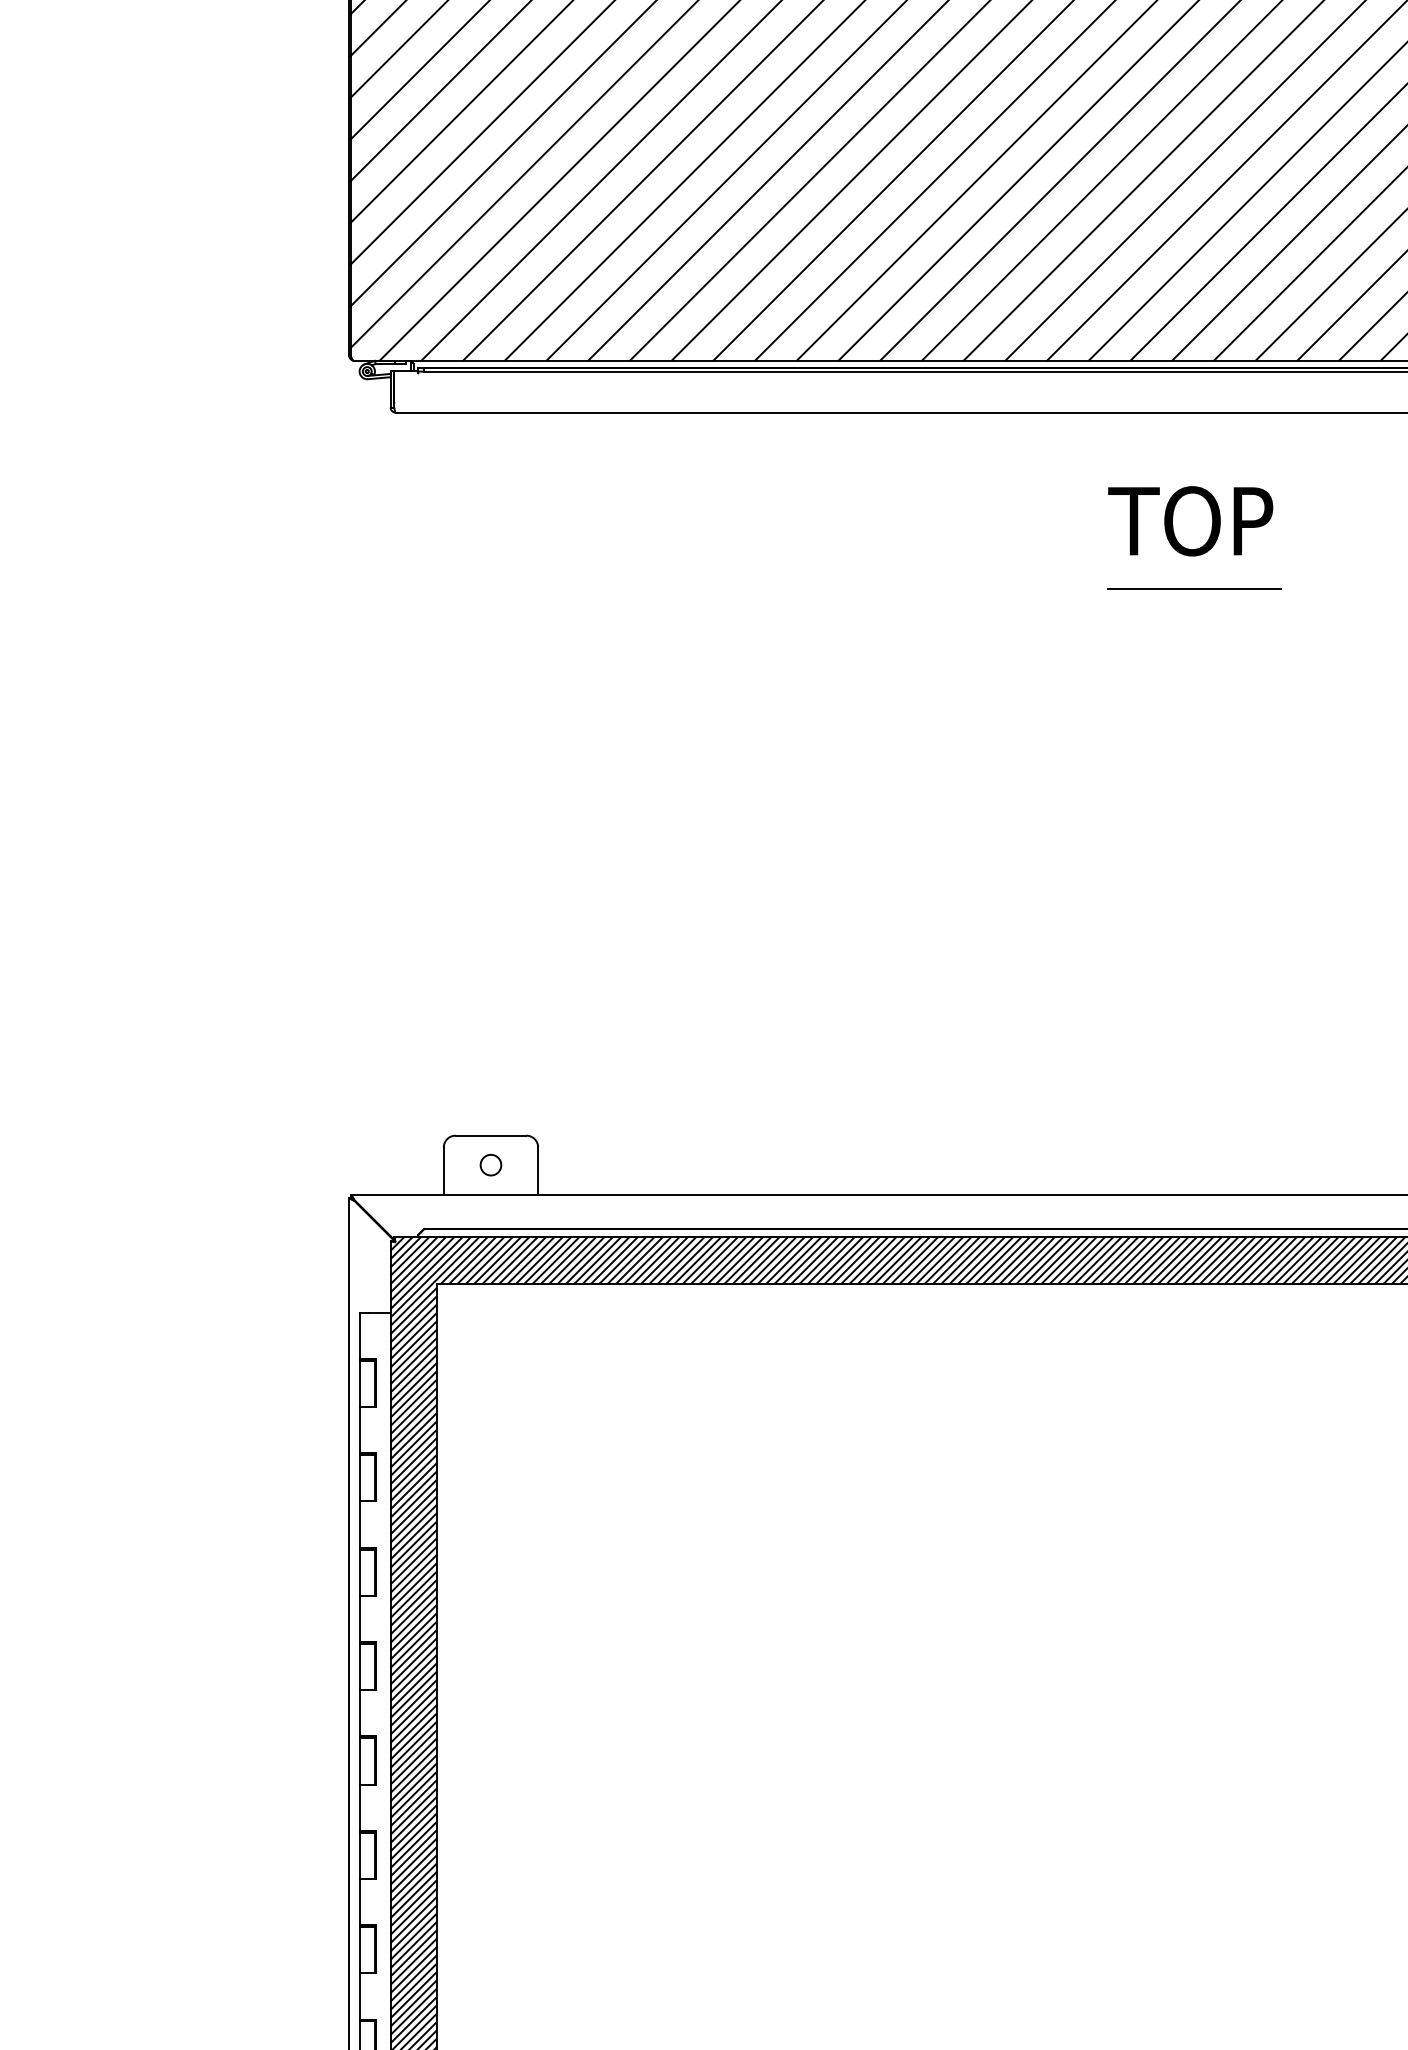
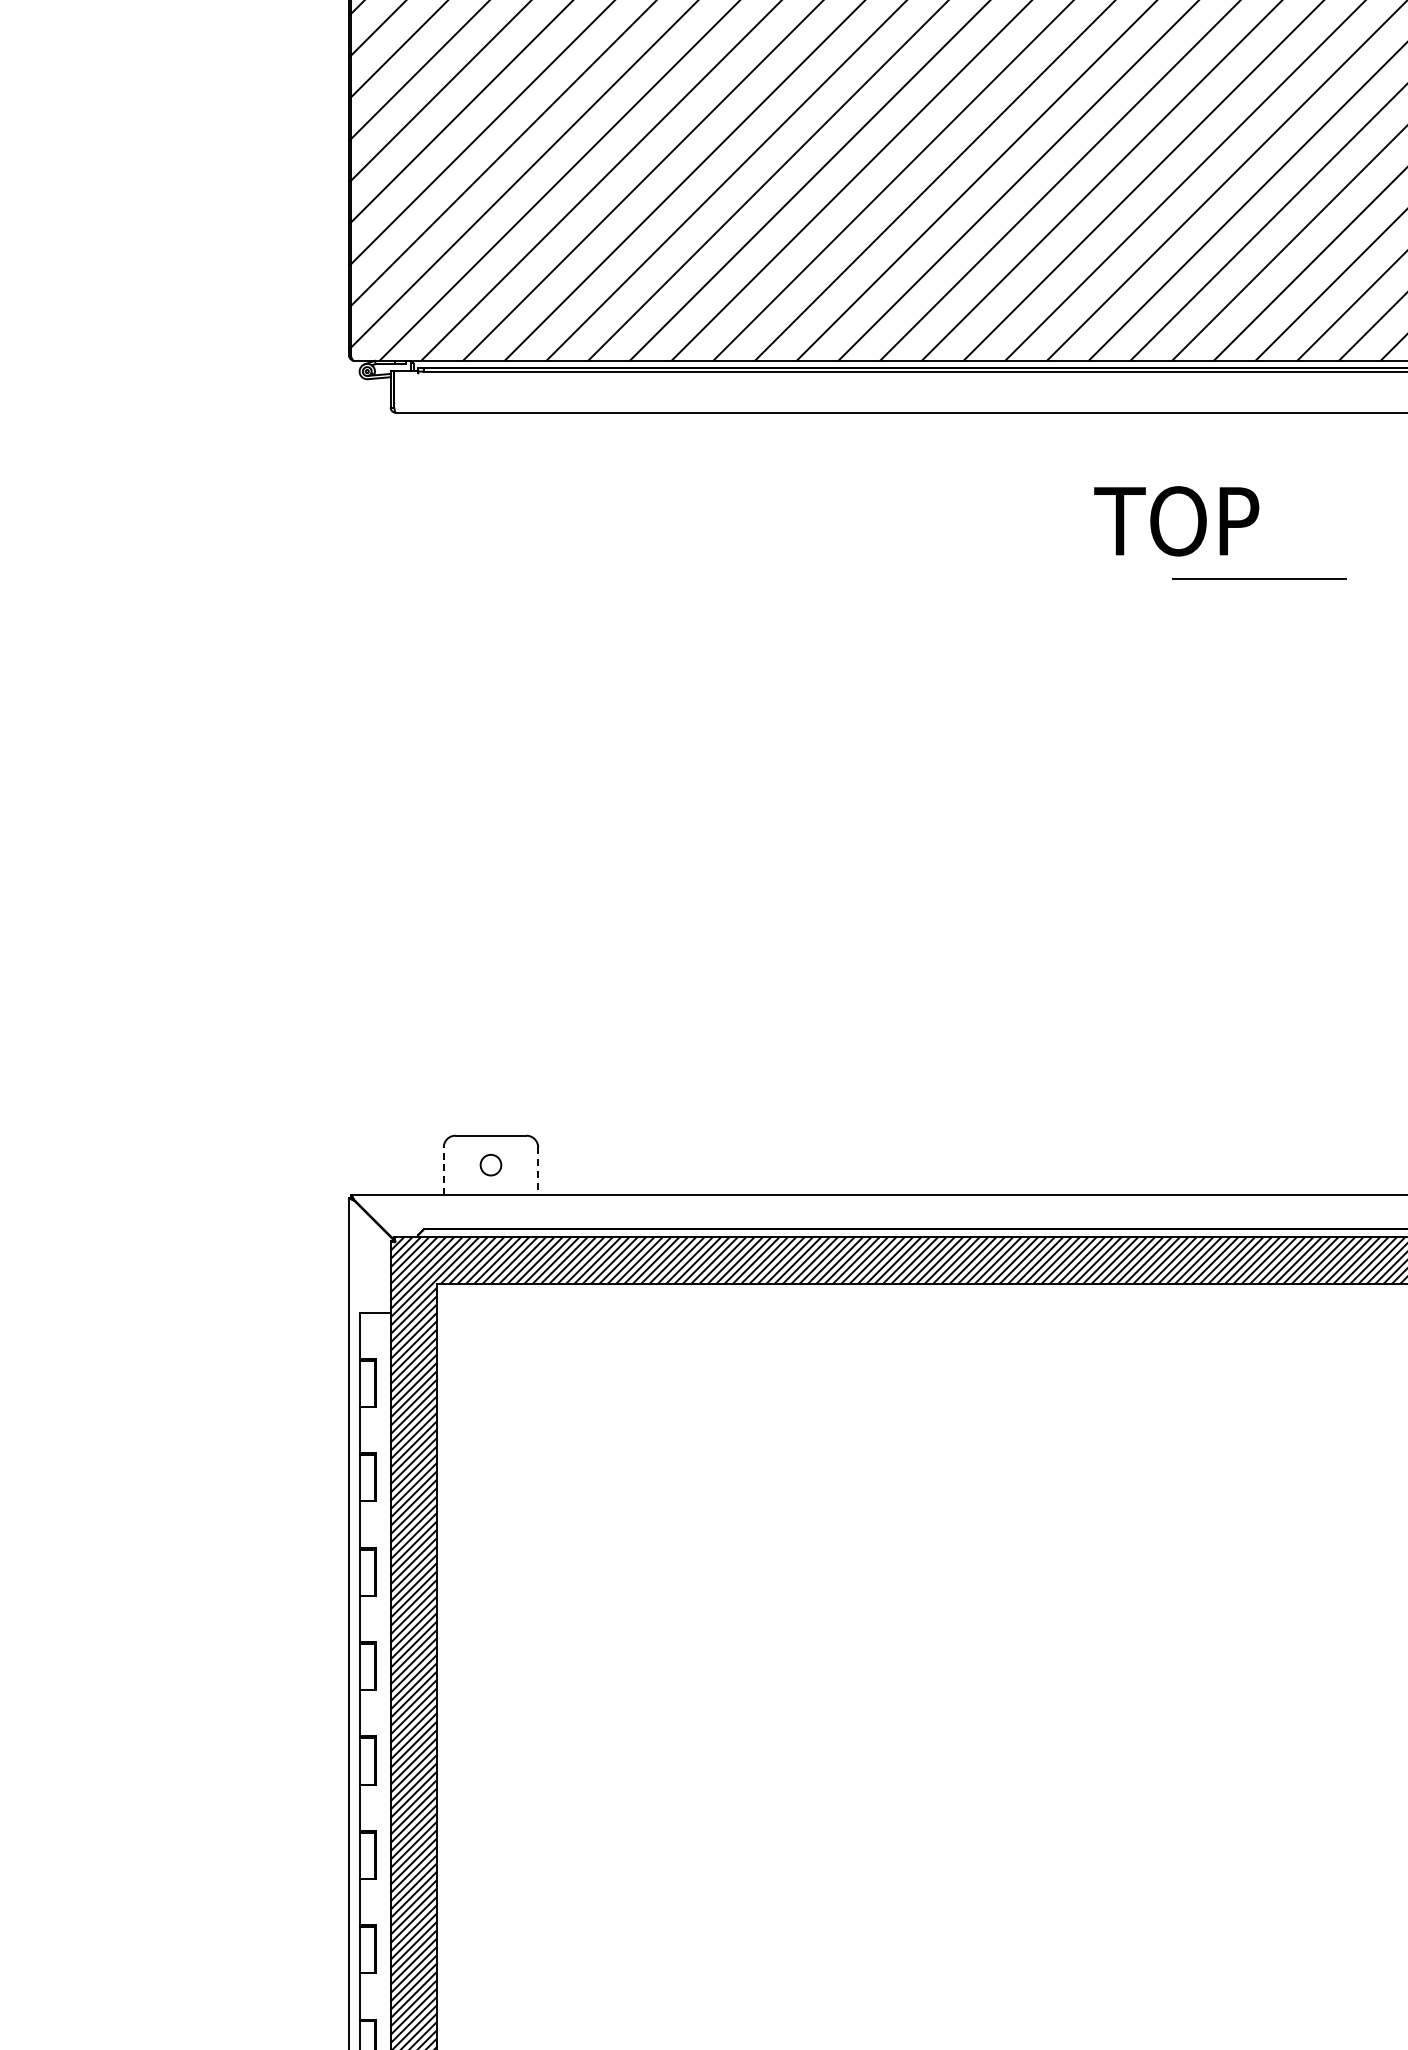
text position: (1190, 521) -> (1176, 521) (1176, 521)
line position: (1194, 588) -> (1259, 578) (1259, 578)
line: solid -> dashed (443, 1171)
line: solid -> dashed (538, 1171)
